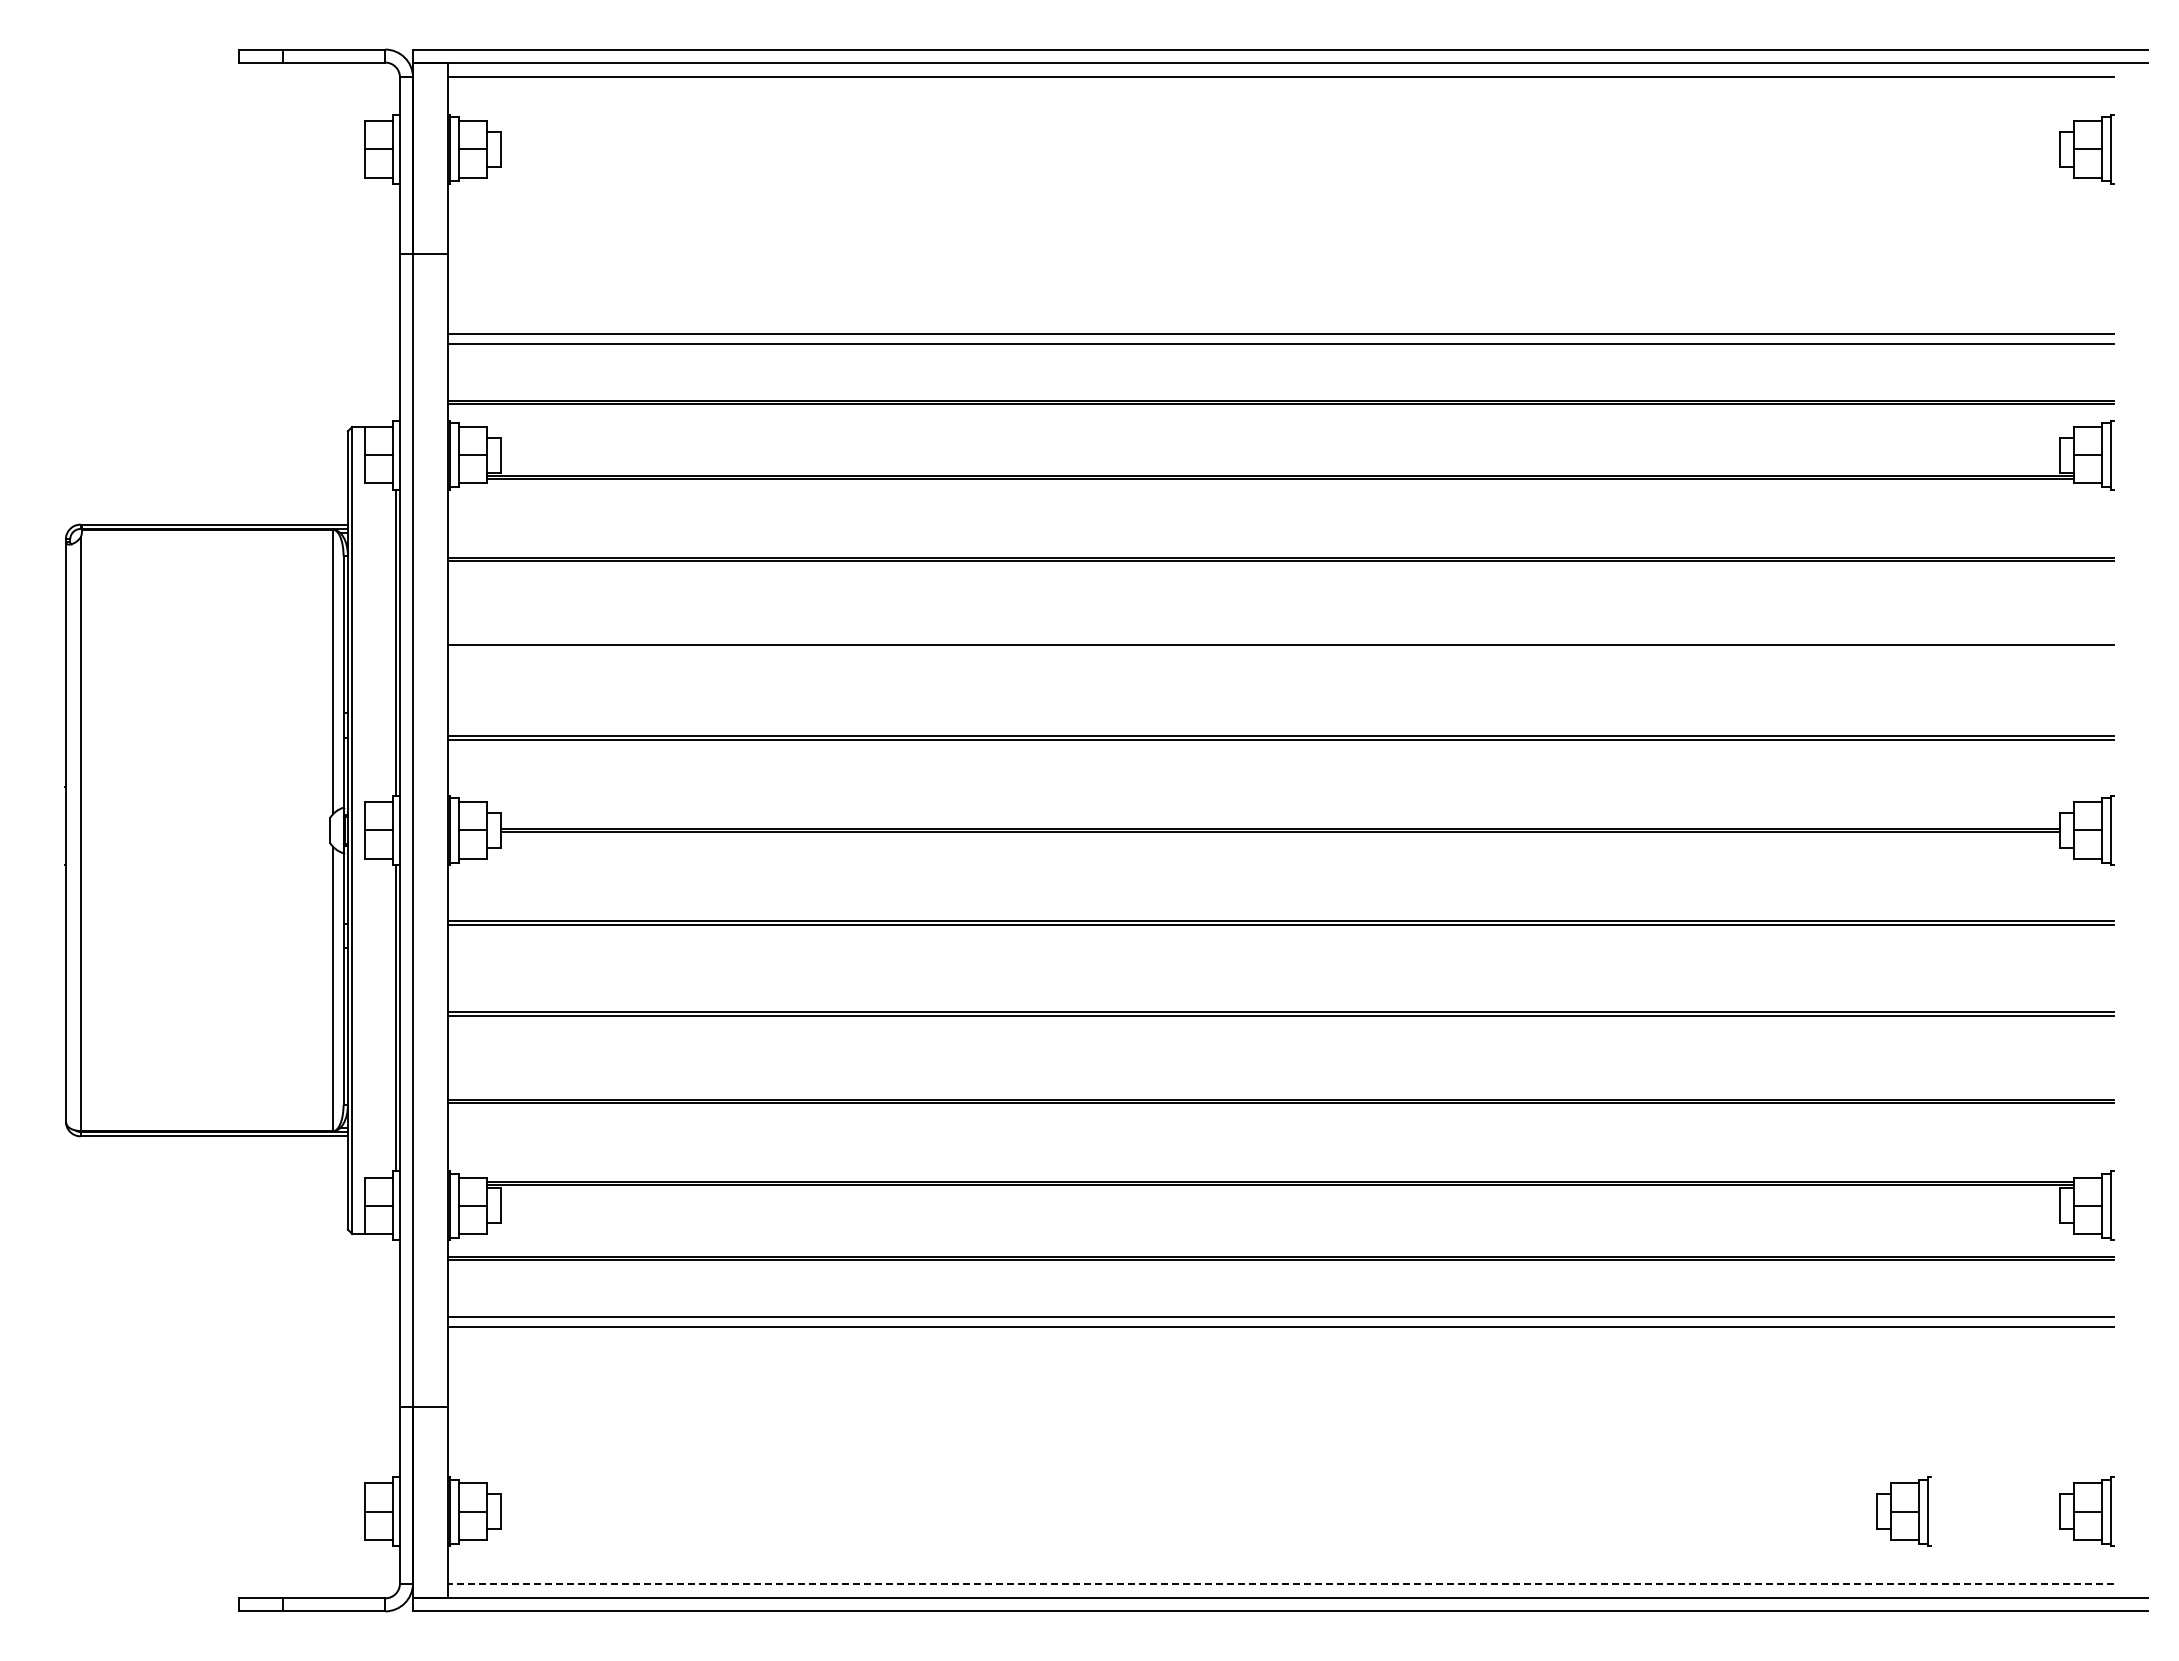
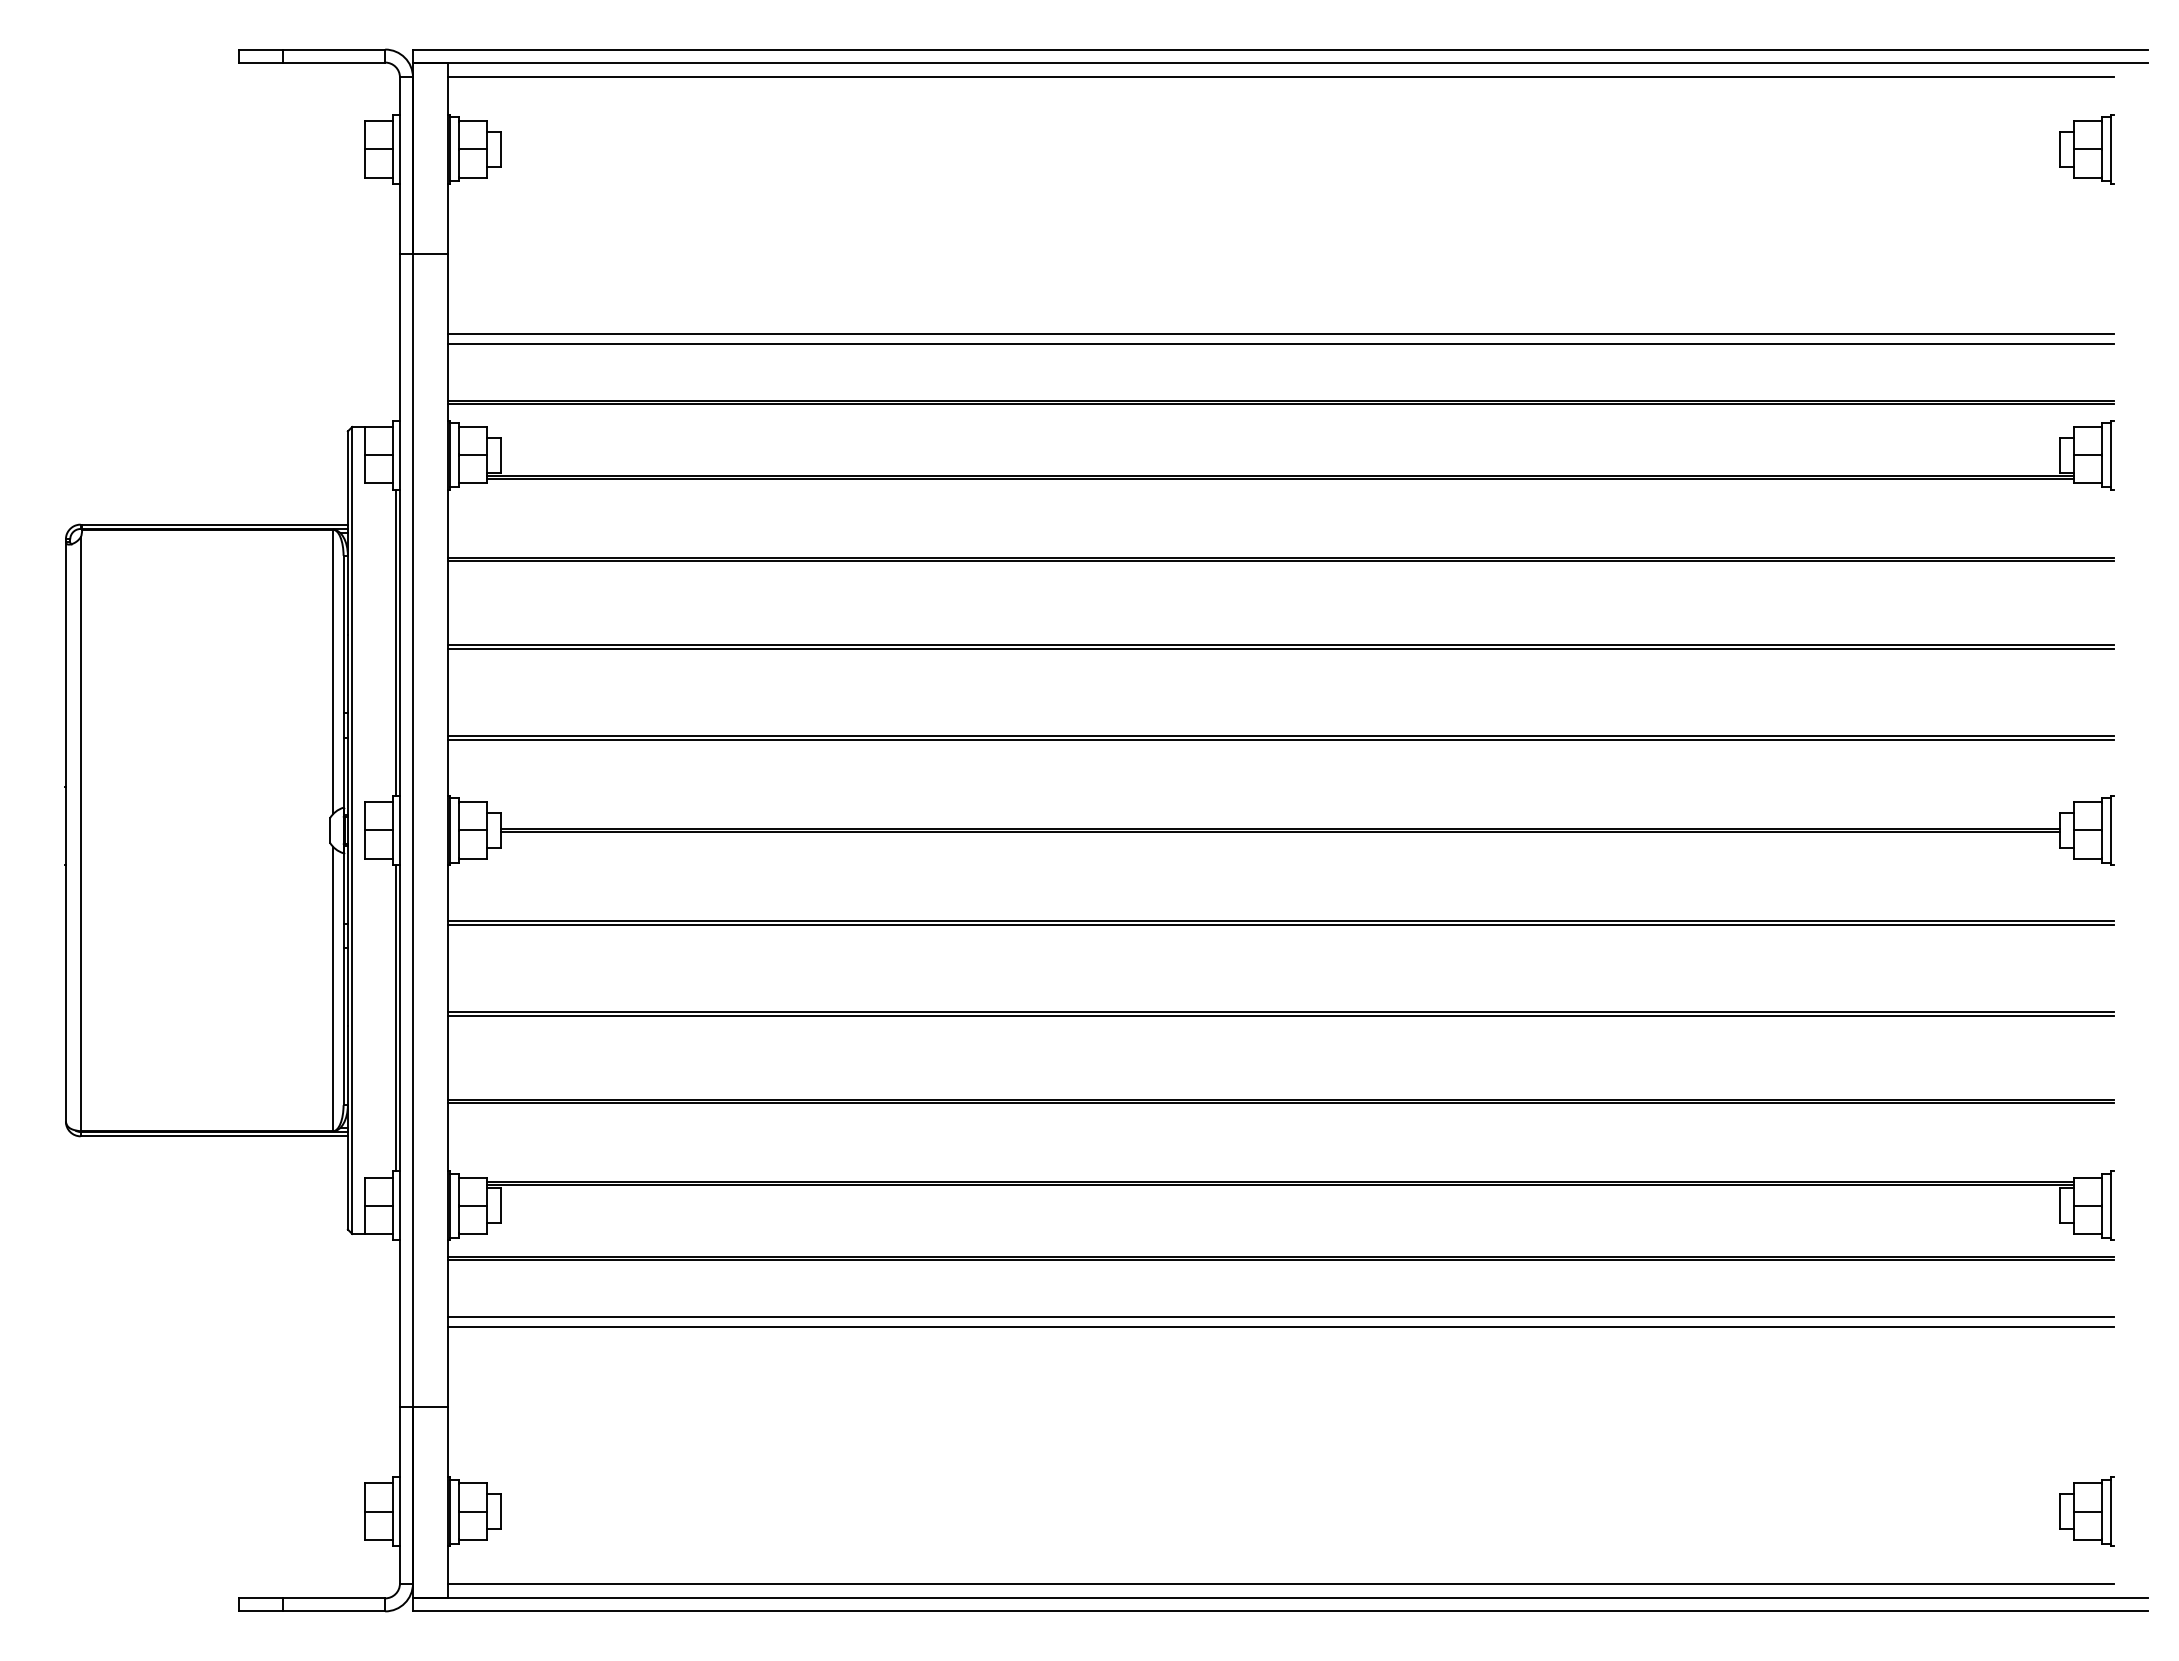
line: none -> present (1280, 648)
part: present -> none (1903, 1511)
line: dashed -> solid (1280, 1583)
